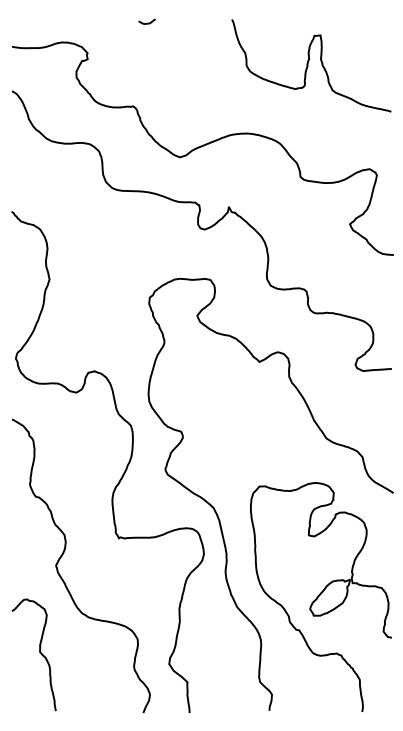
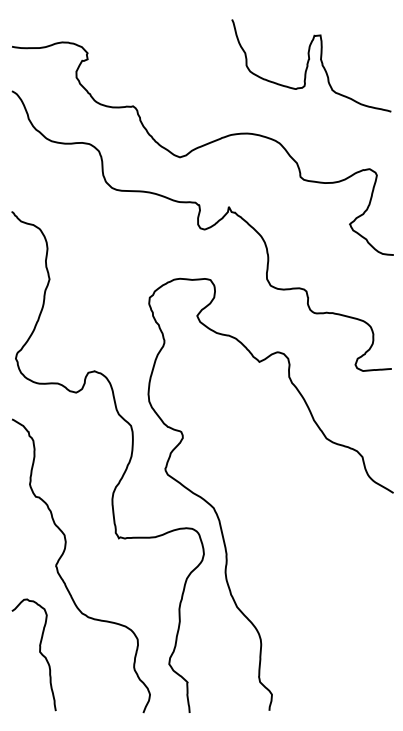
curve: present -> none (146, 22)
part: present -> none (320, 596)
